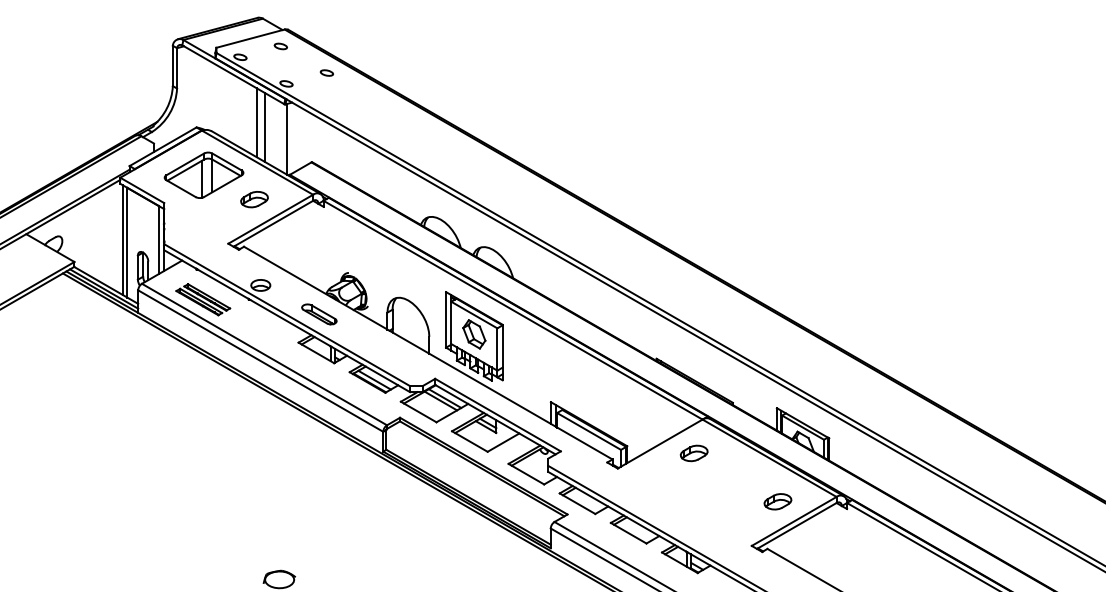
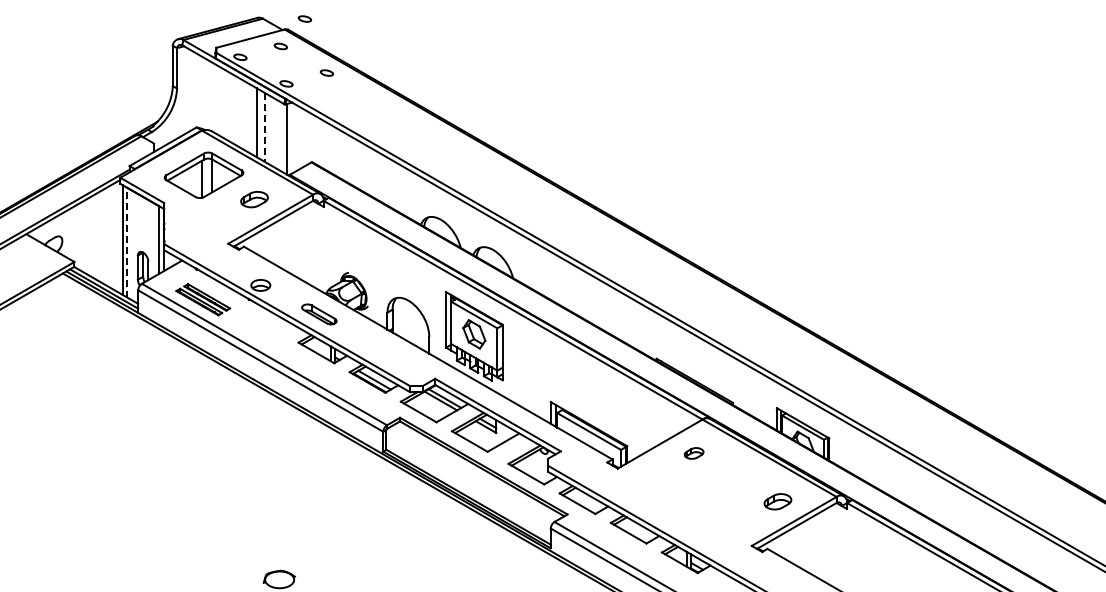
part: none -> present (304, 18)
line: solid -> dashed (264, 128)
line: solid -> dashed (127, 242)
part size: 30x19 px -> 22x13 px (693, 453)
